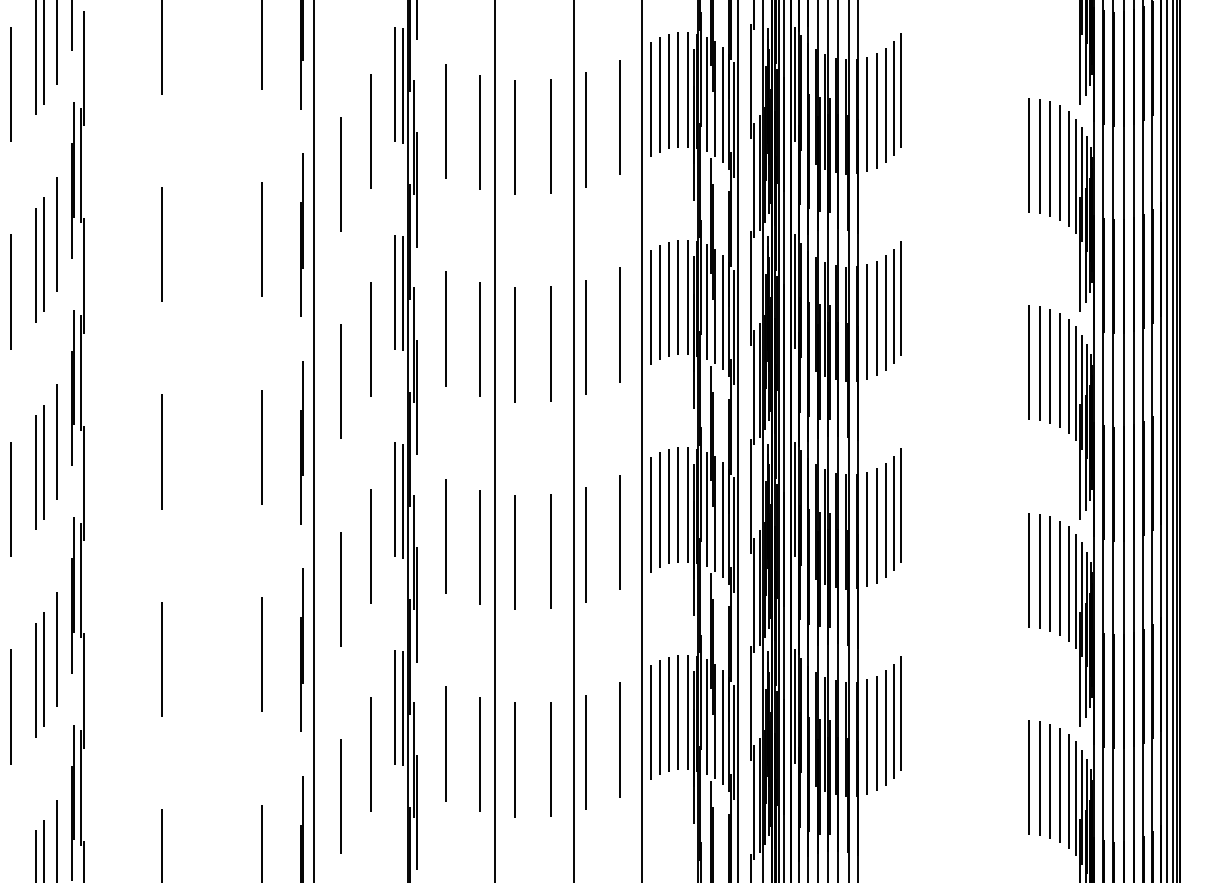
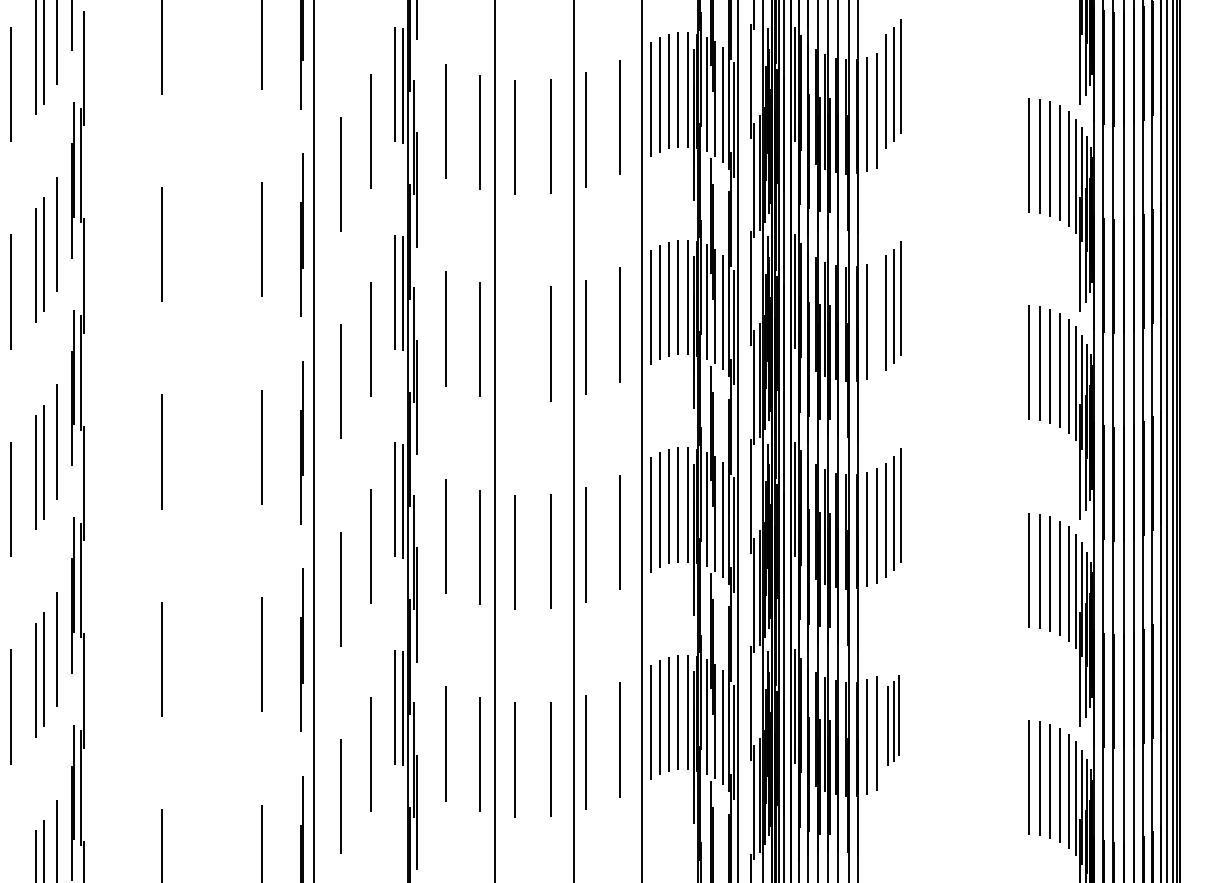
part position: (893, 97) -> (893, 83) (893, 83)
line: present -> none (876, 318)
line: present -> none (515, 344)
part size: 17x130 px -> 13x91 px (893, 720)
